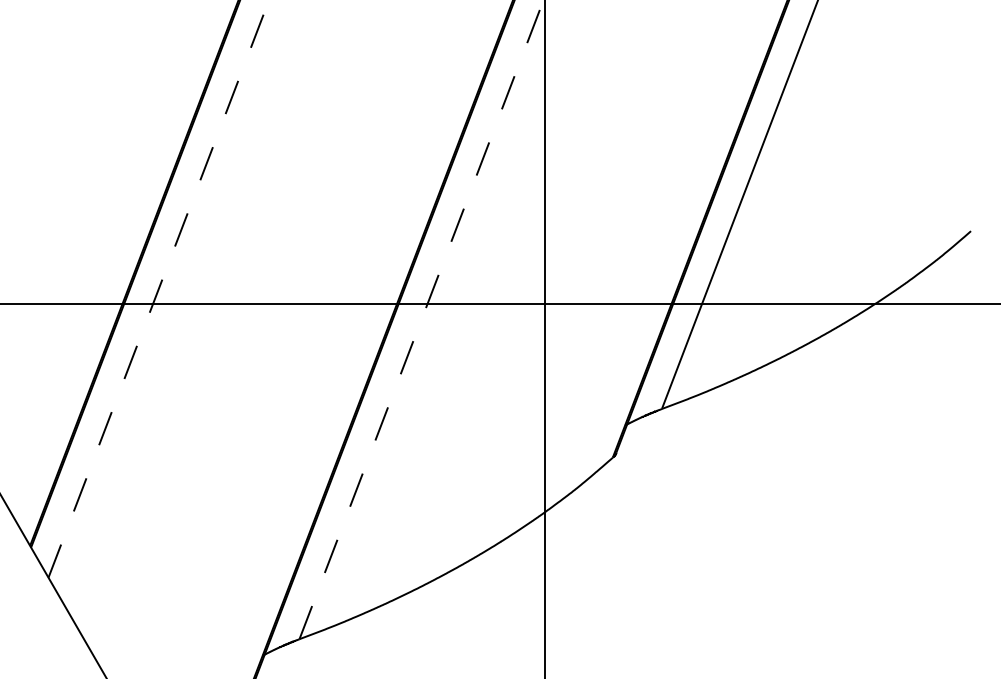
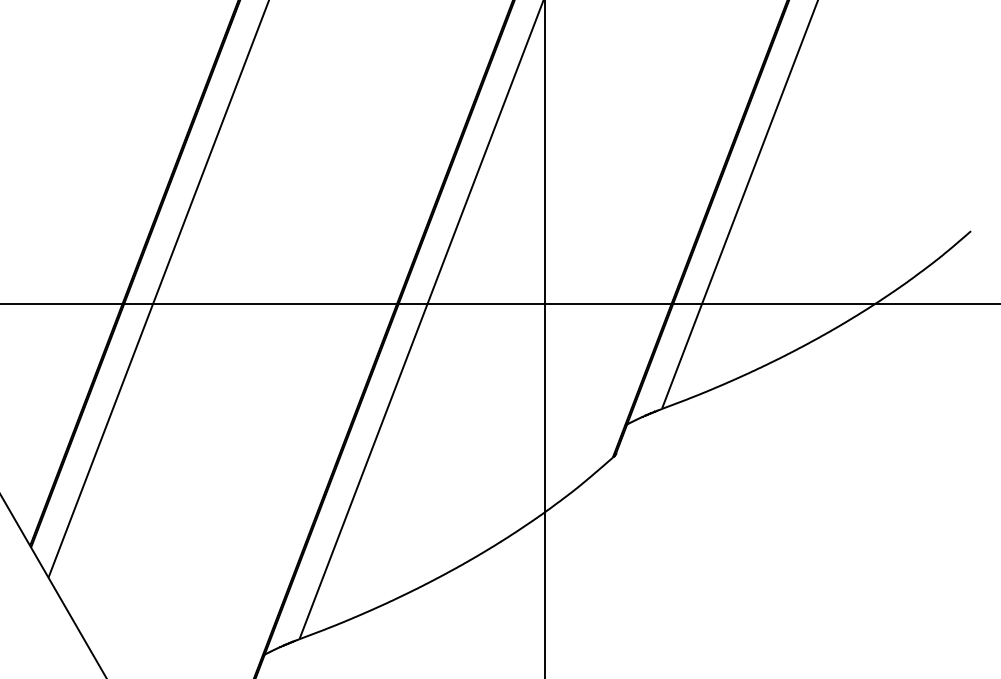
line: dashed -> solid (158, 289)
line: dashed -> solid (421, 319)
